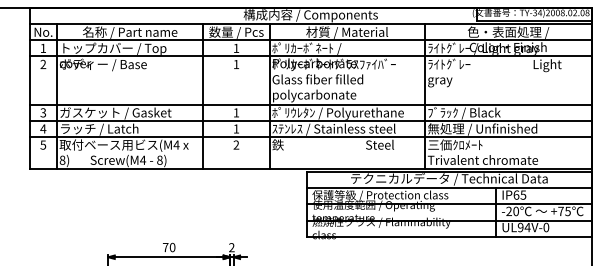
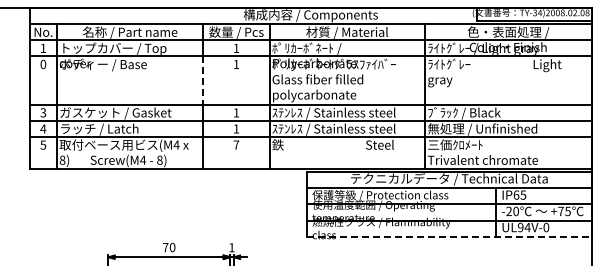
text: 2 -> 0 (43, 64)
line: solid -> dashed (203, 81)
text: ﾎﾟﾘｳﾚﾀﾝ / Polyurethane -> ｽﾃﾝﾚｽ / Stainless steel (337, 112)
text: 2 -> 7 (236, 144)
line: solid -> dashed (449, 236)
text: 2 -> 1 (231, 247)
